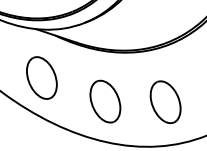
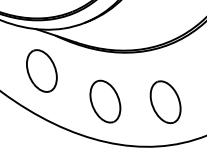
part position: (41, 77) -> (41, 70) (41, 70)
